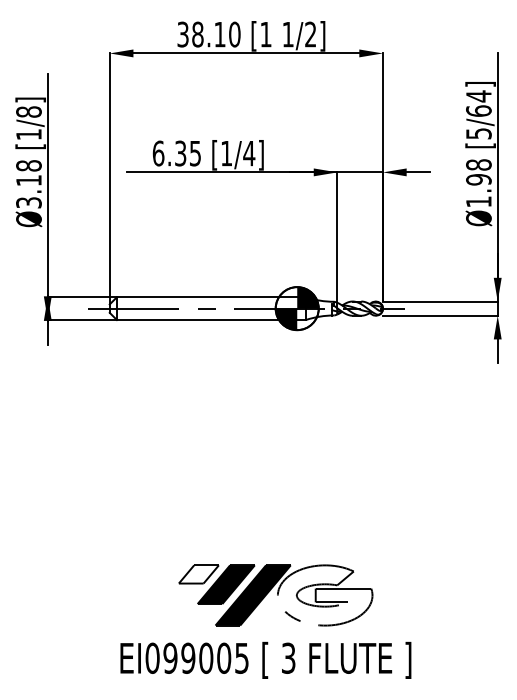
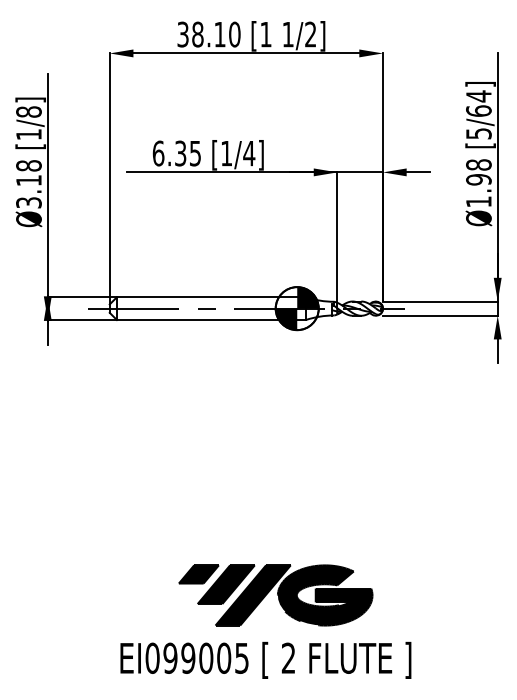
fill: none -> present (198, 574)
fill: none -> present (324, 595)
text: 3 -> 2 (288, 657)
